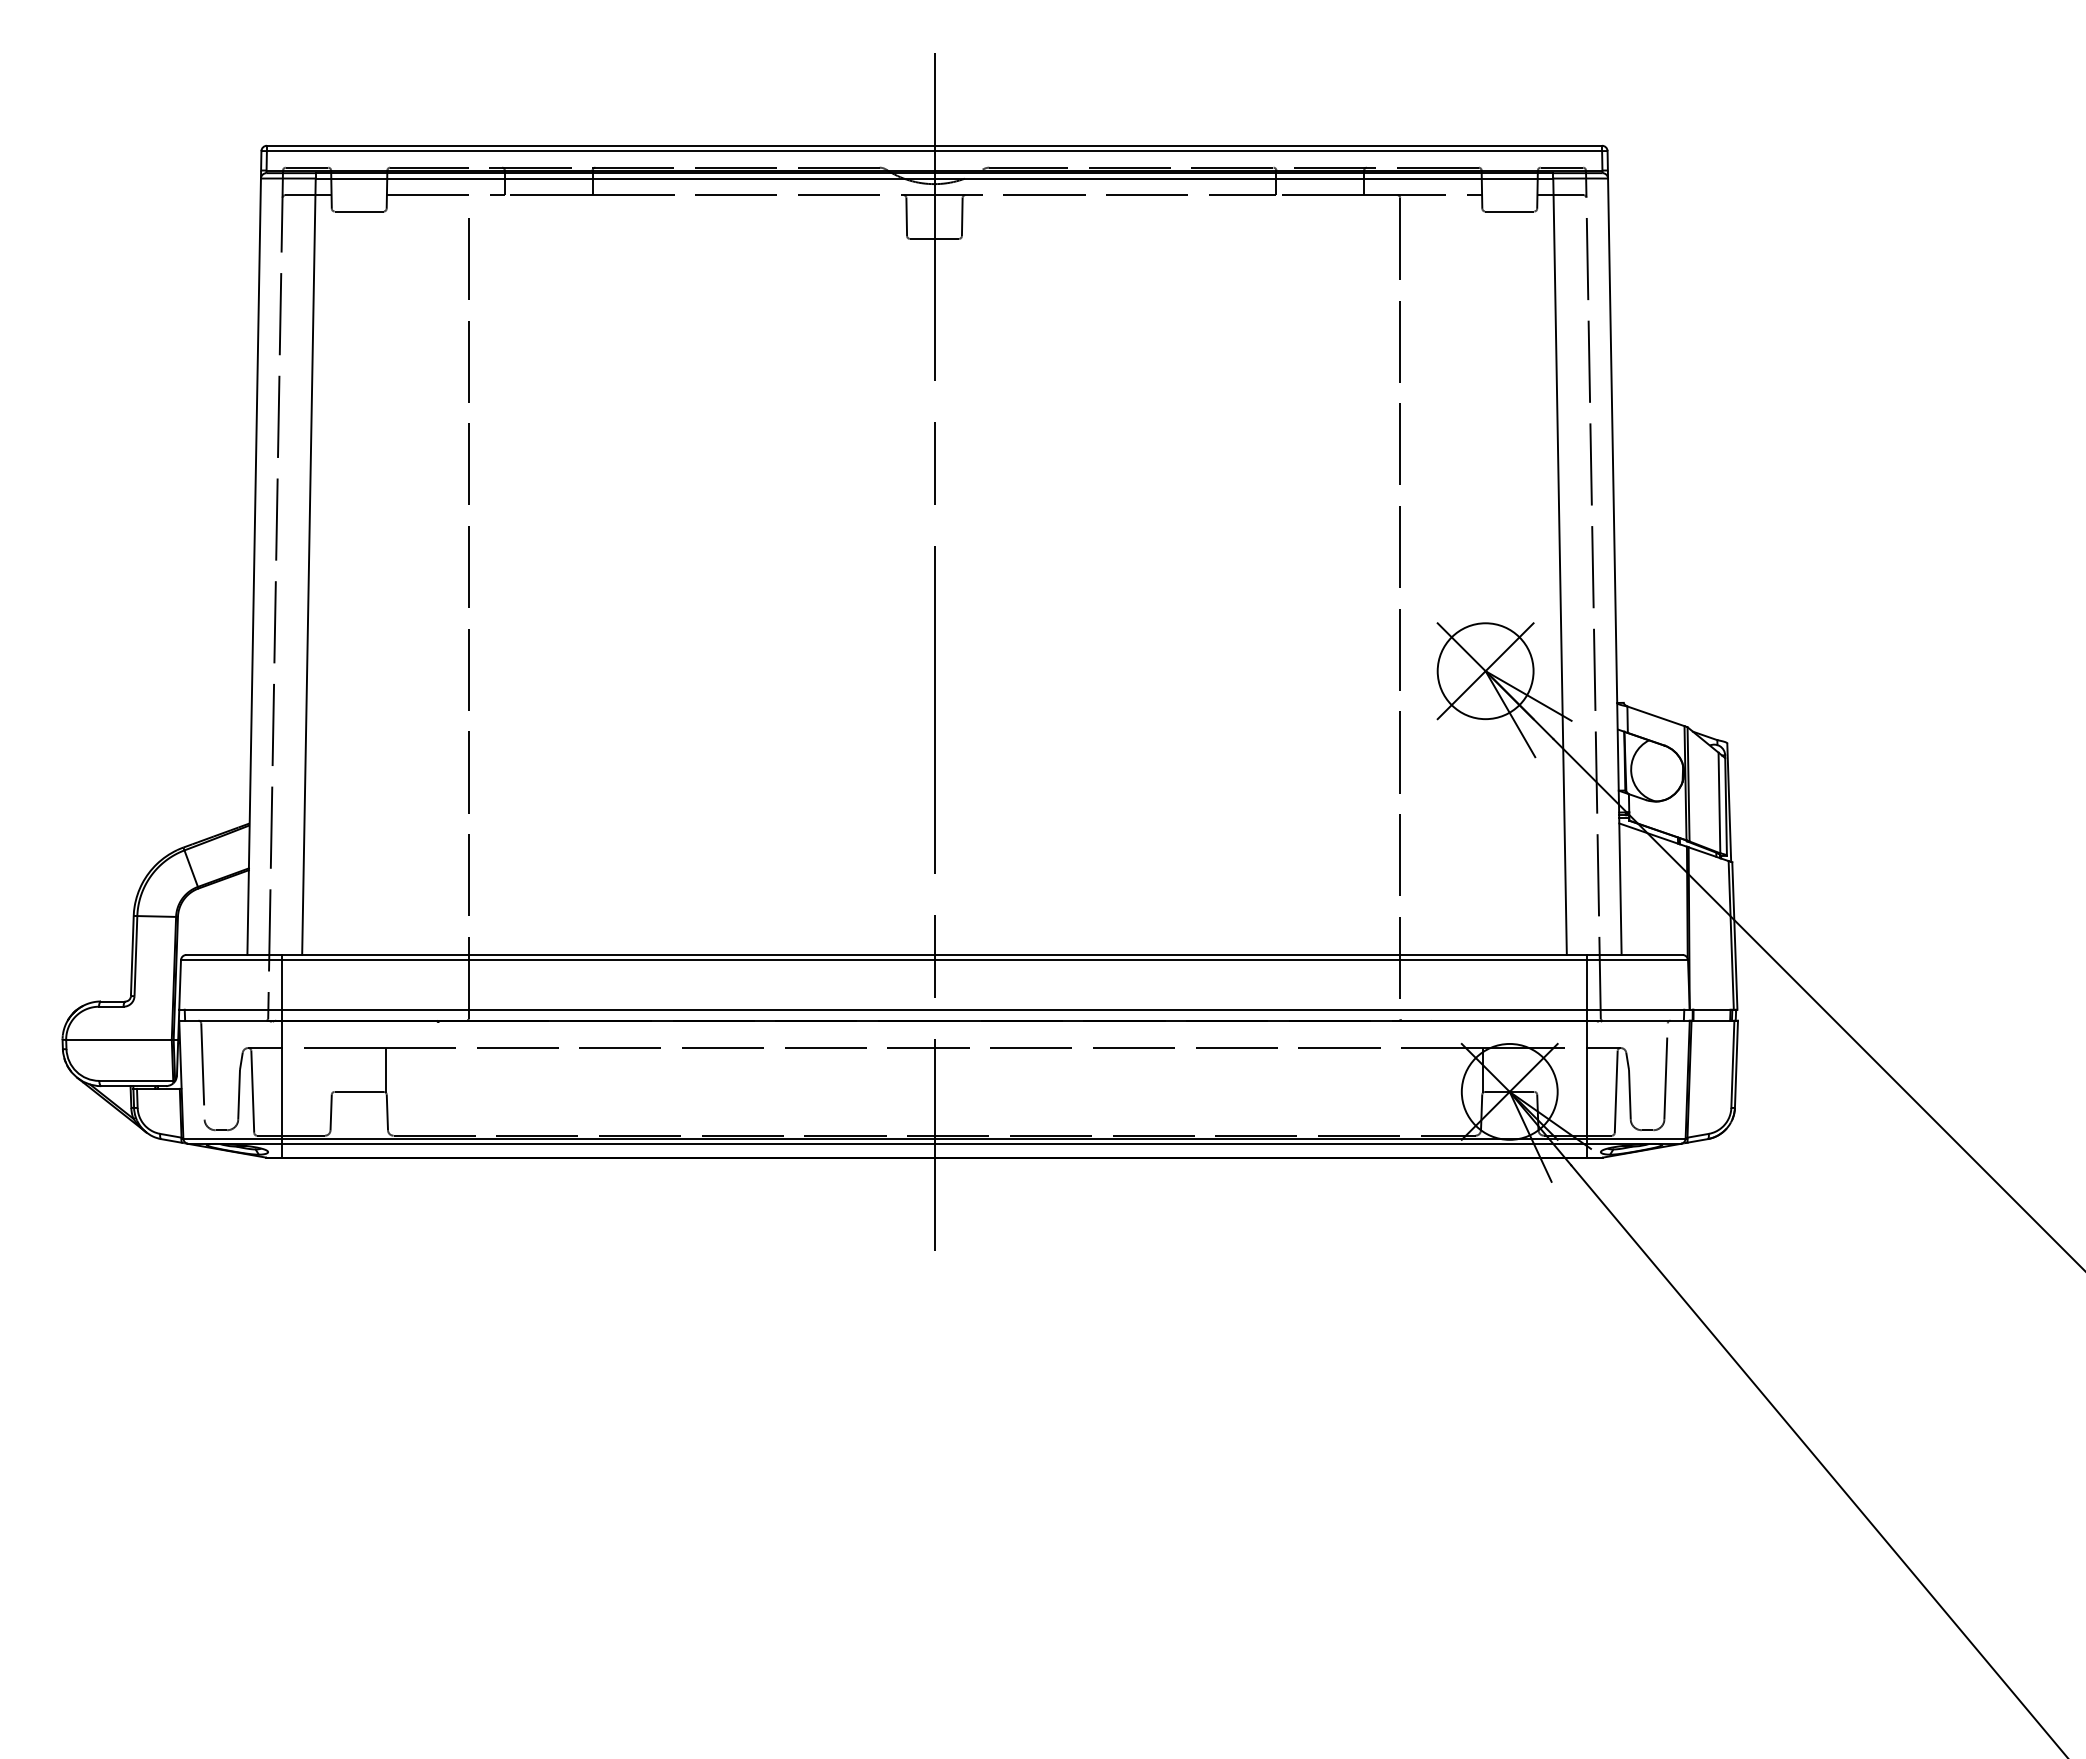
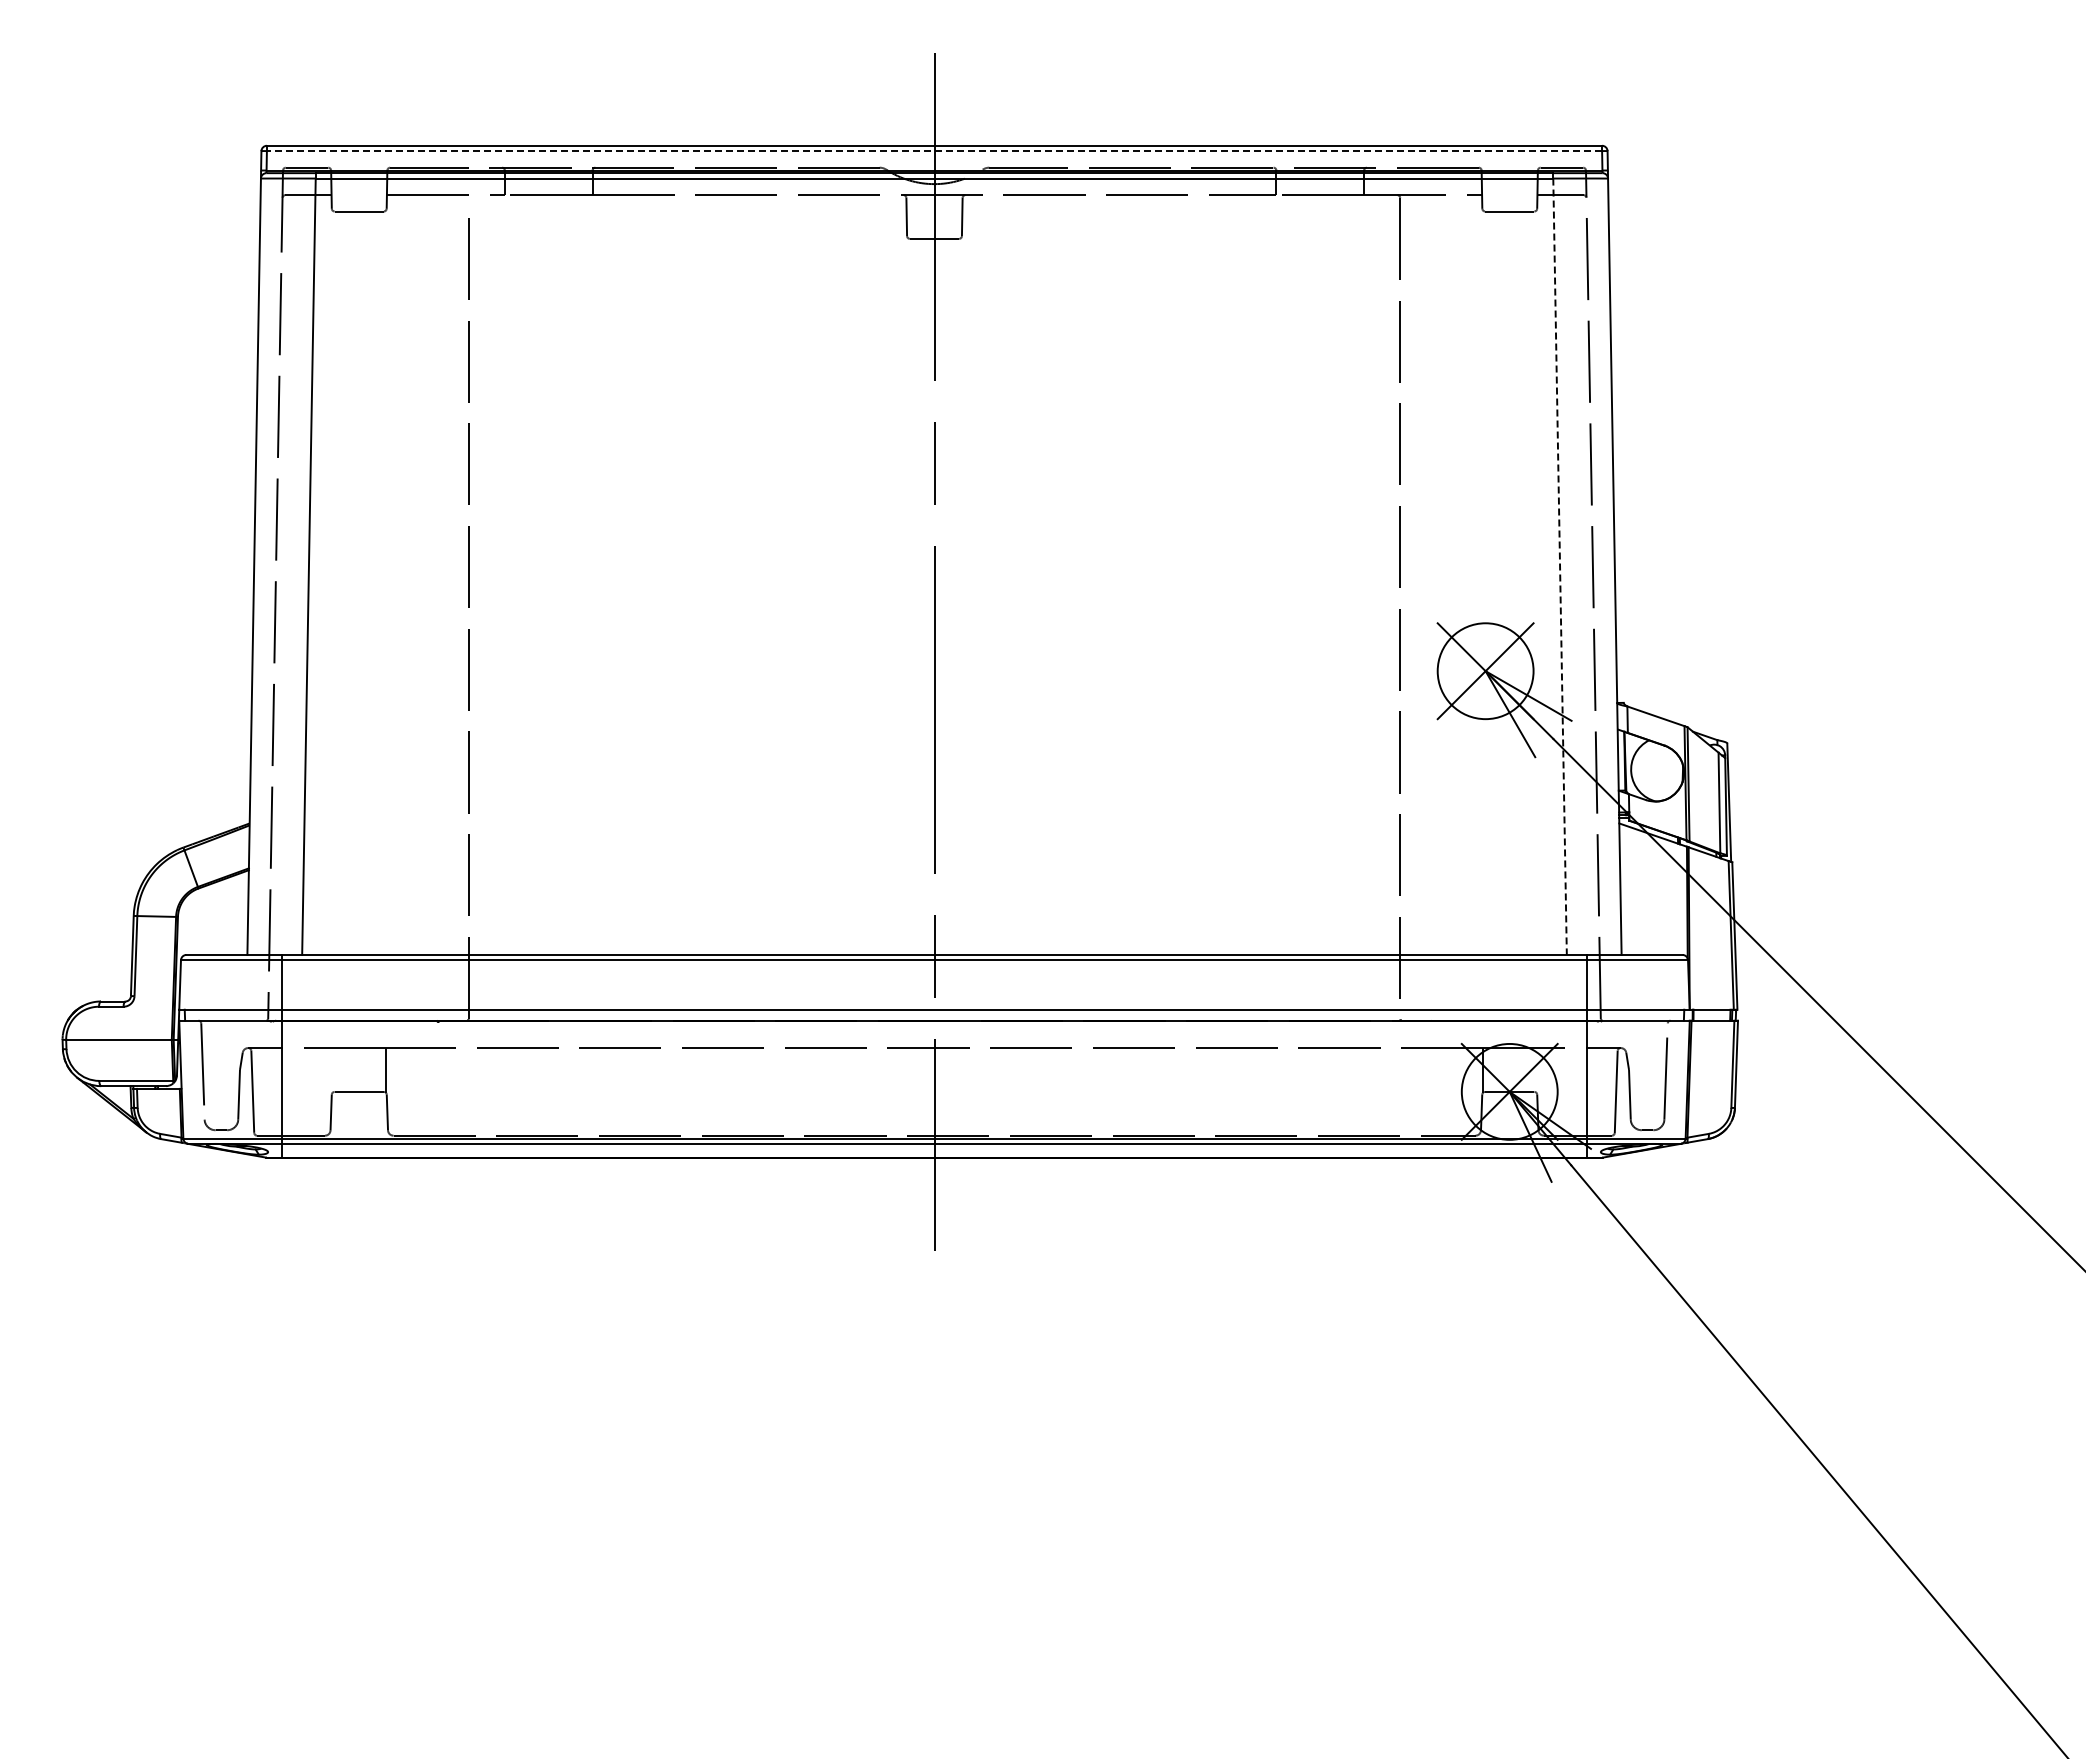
line: solid -> dashed (934, 151)
line: solid -> dashed (1560, 567)
